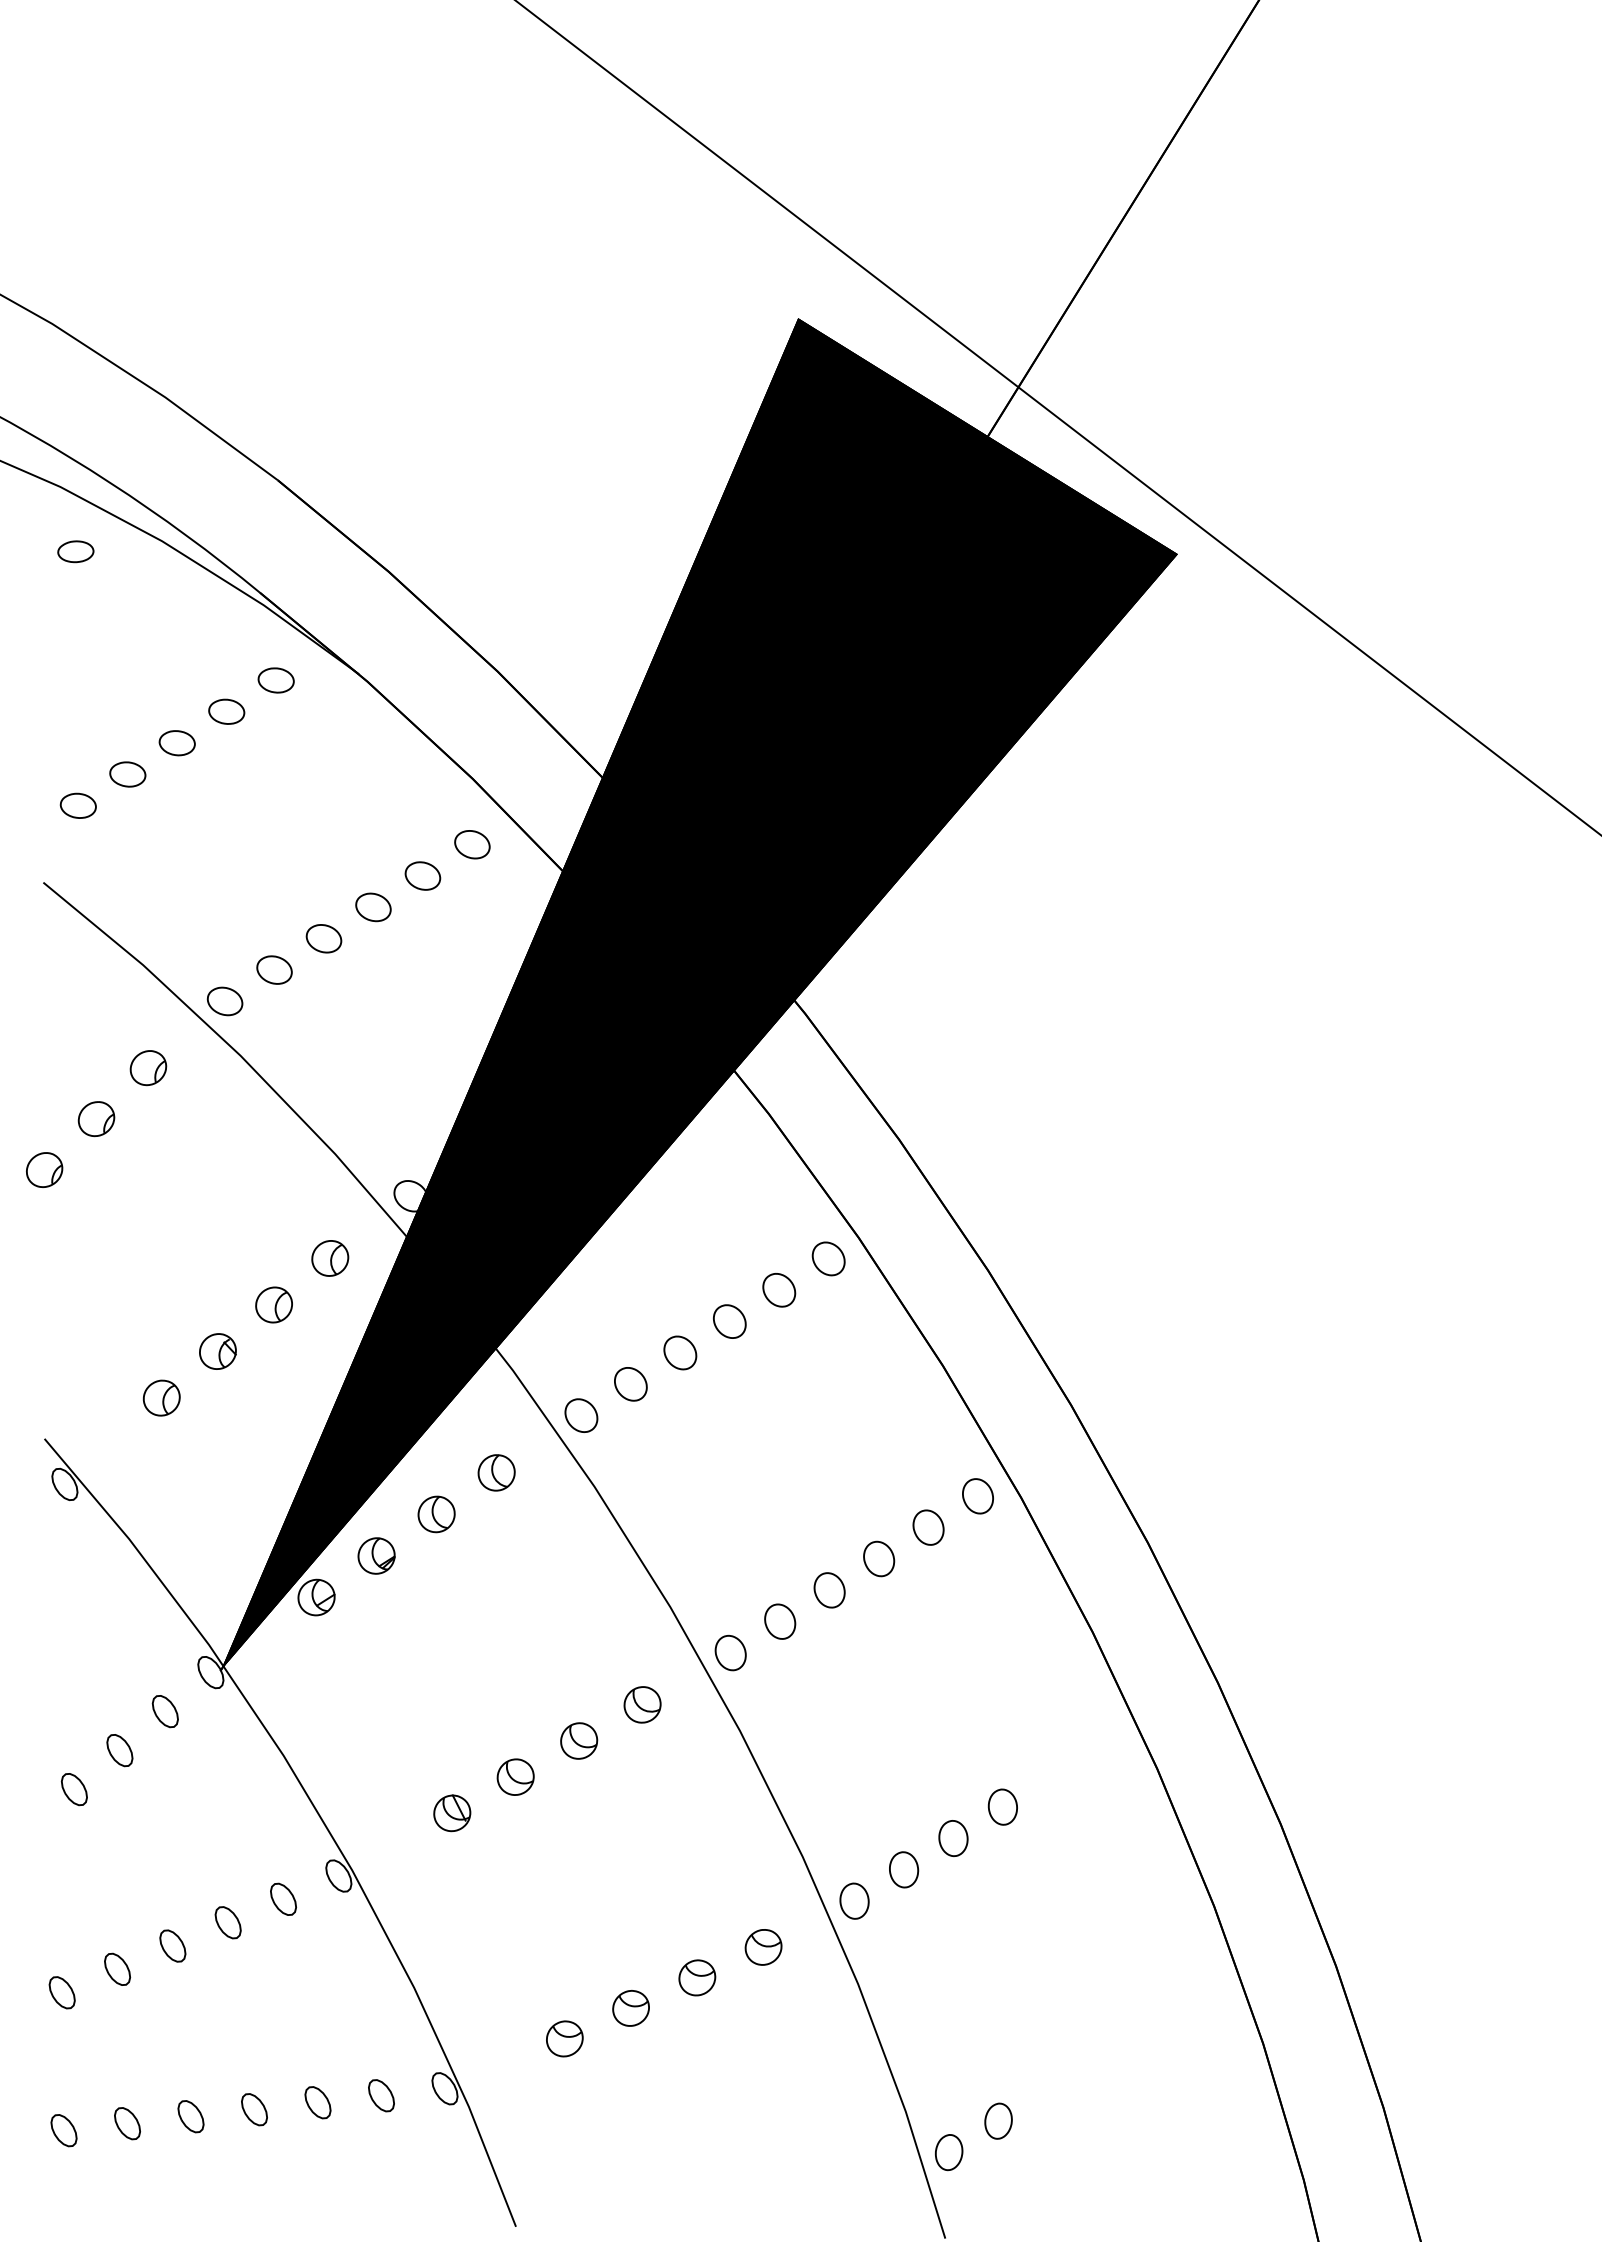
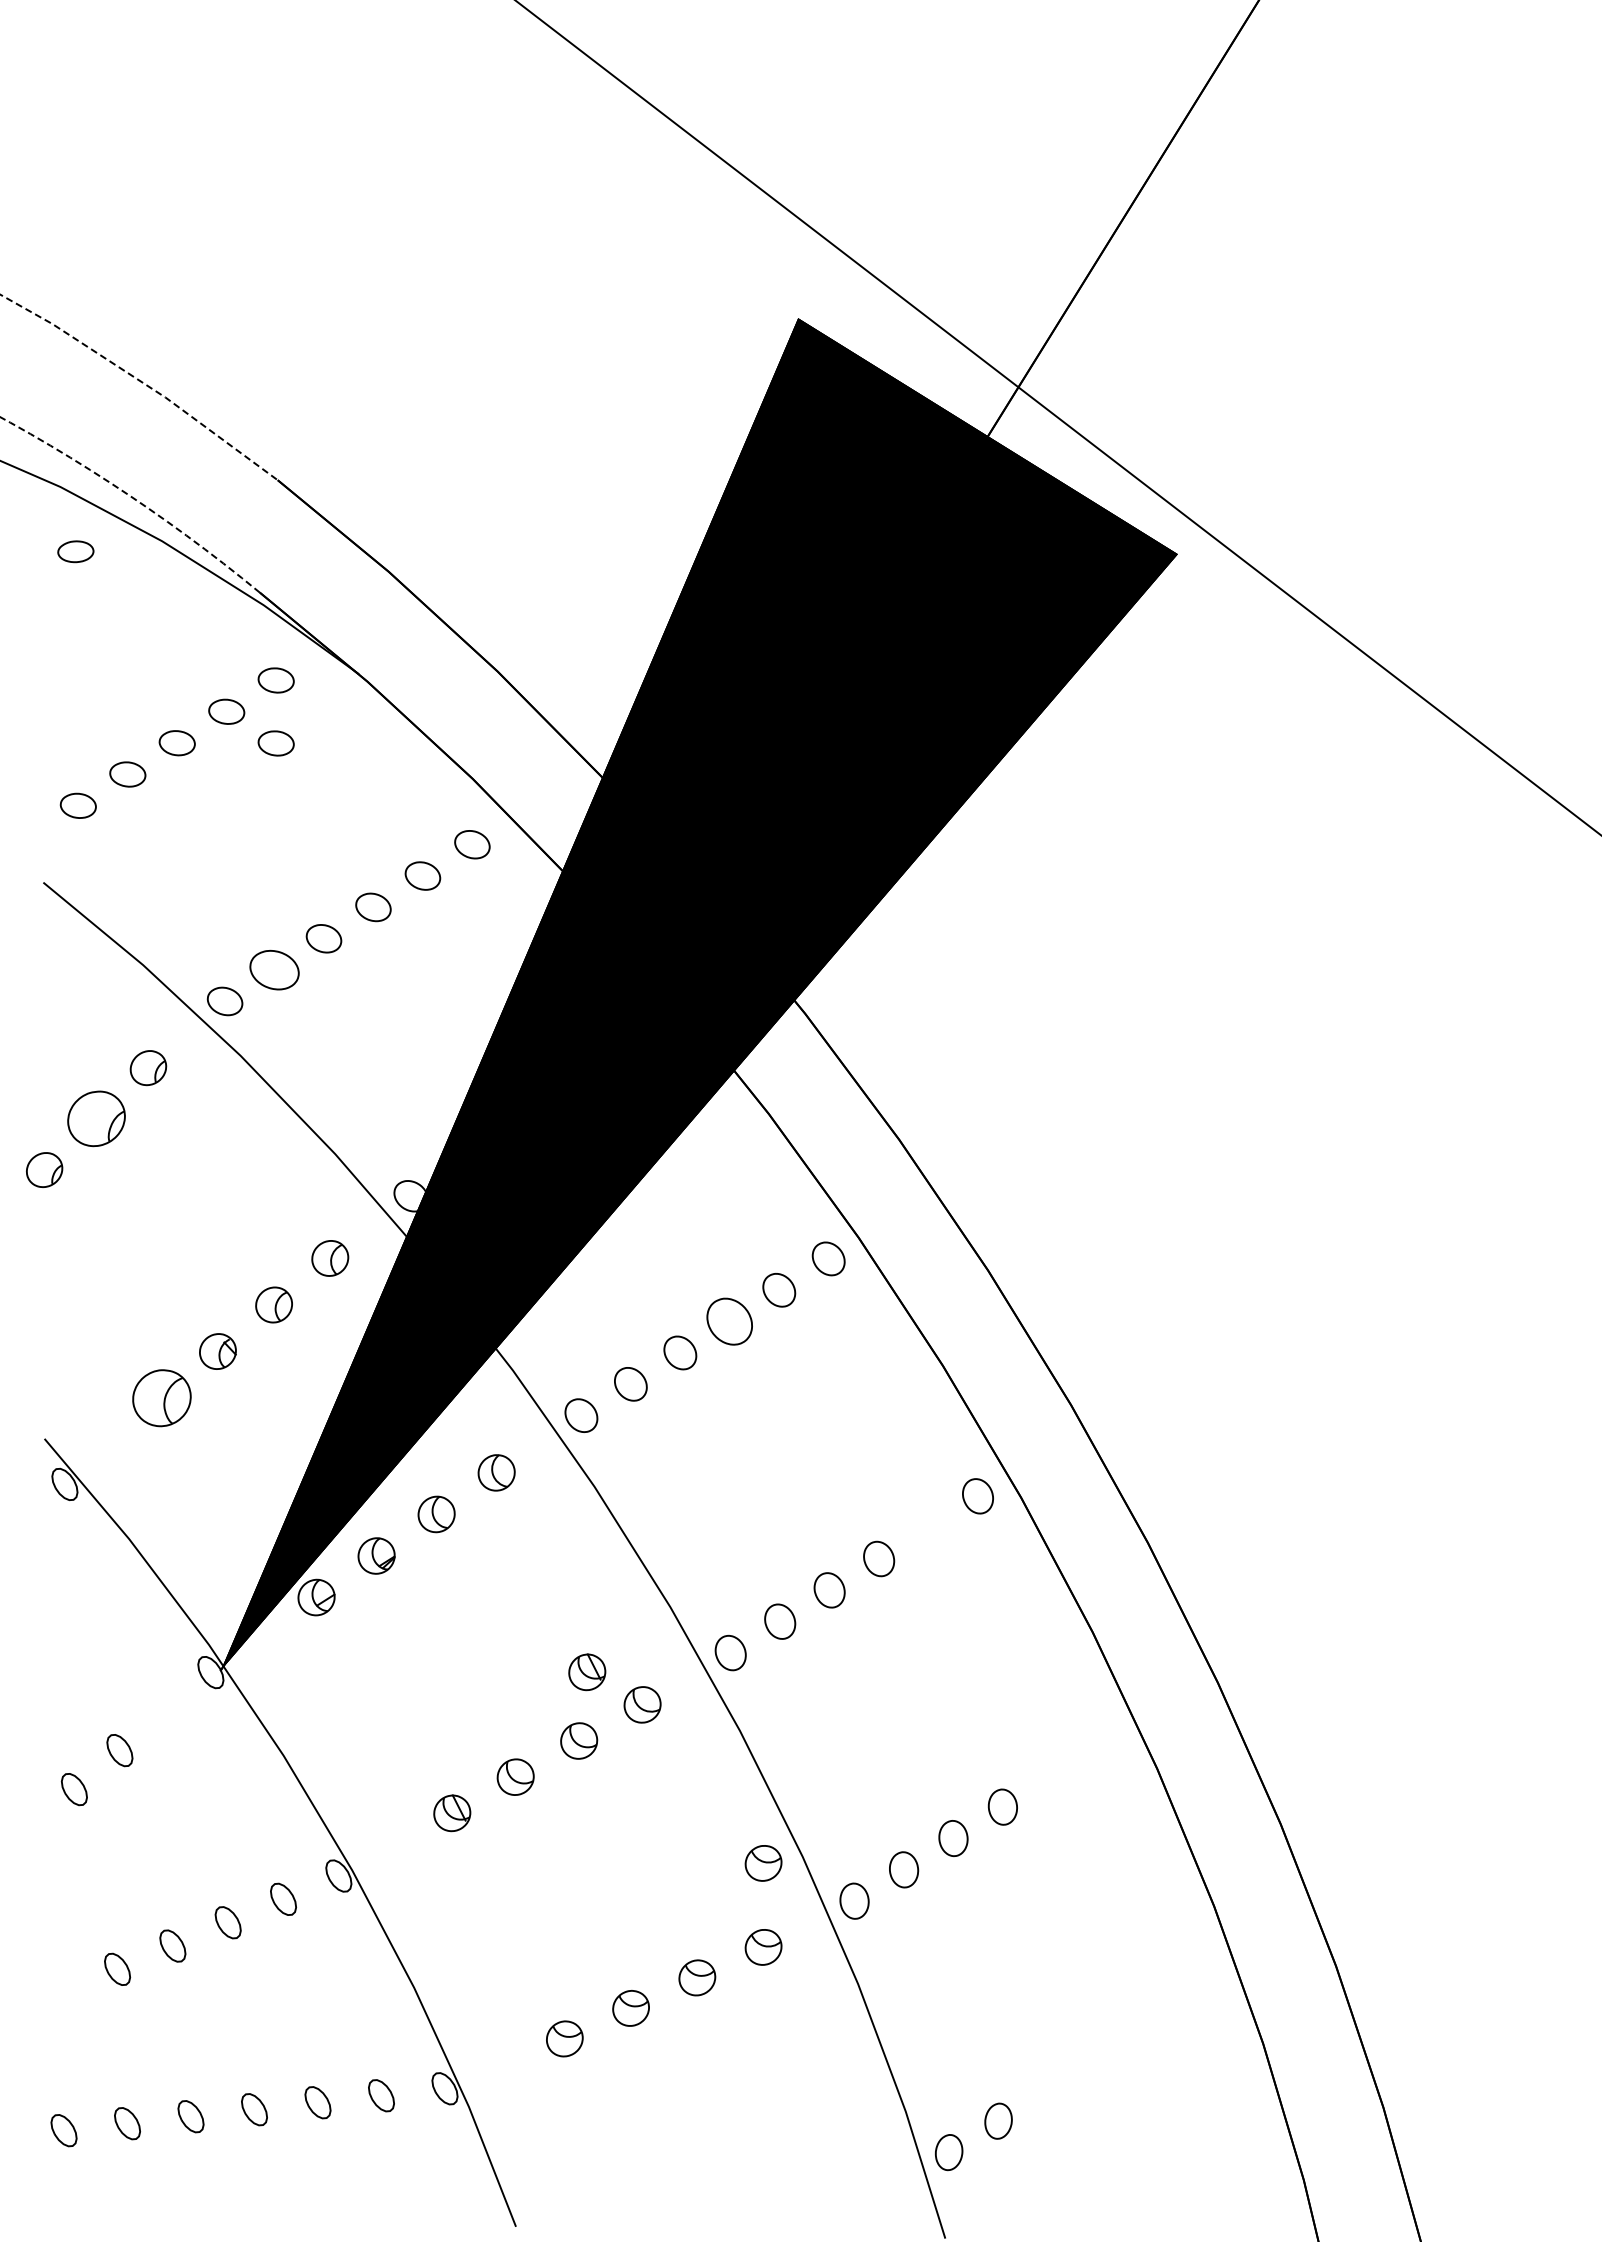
line: solid -> dashed (142, 382)
arc: solid -> dashed (133, 498)
part: none -> present (275, 743)
part size: 37x30 px -> 51x42 px (274, 969)
part size: 39x37 px -> 59x58 px (96, 1118)
part size: 34x35 px -> 47x49 px (729, 1321)
part size: 39x38 px -> 60x59 px (161, 1398)
part: present -> none (928, 1527)
part: none -> present (587, 1672)
part: present -> none (164, 1711)
part: none -> present (763, 1863)
part: present -> none (61, 1992)
